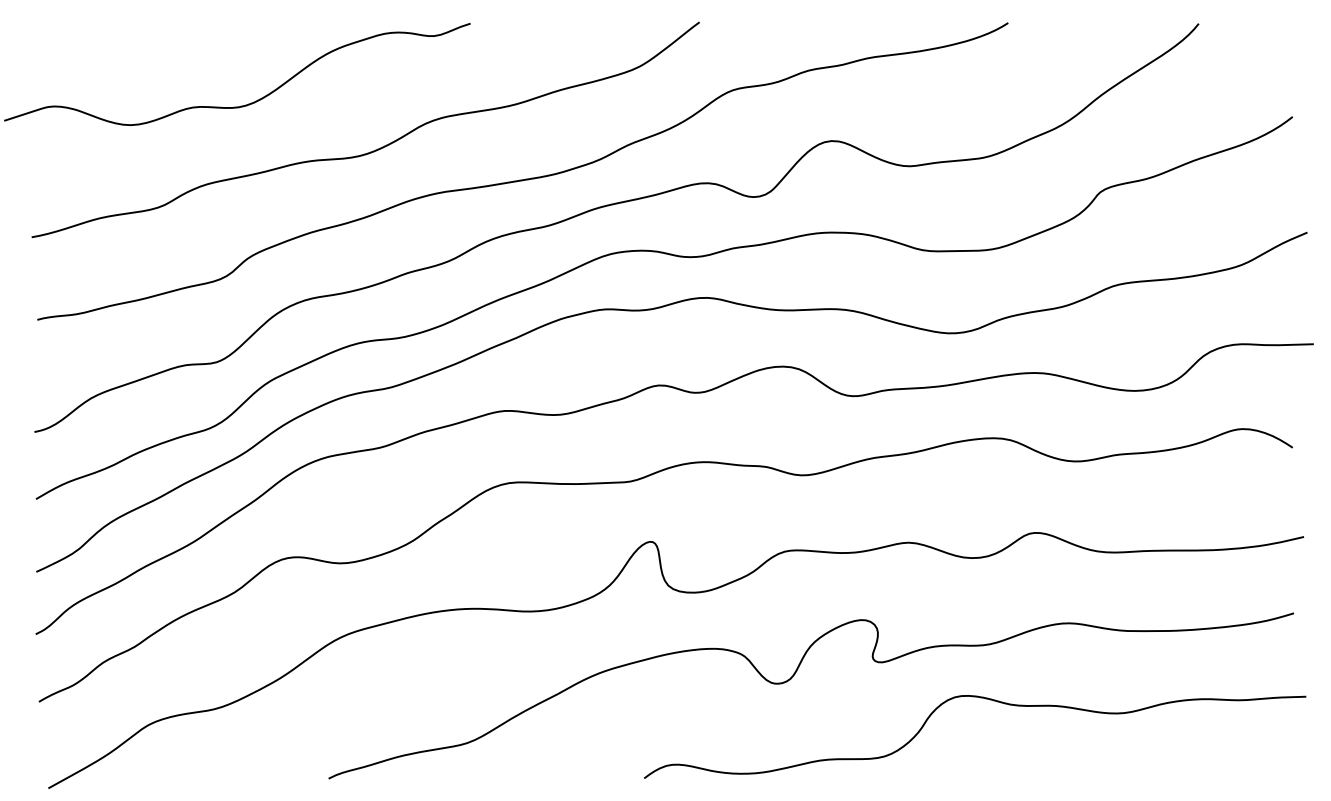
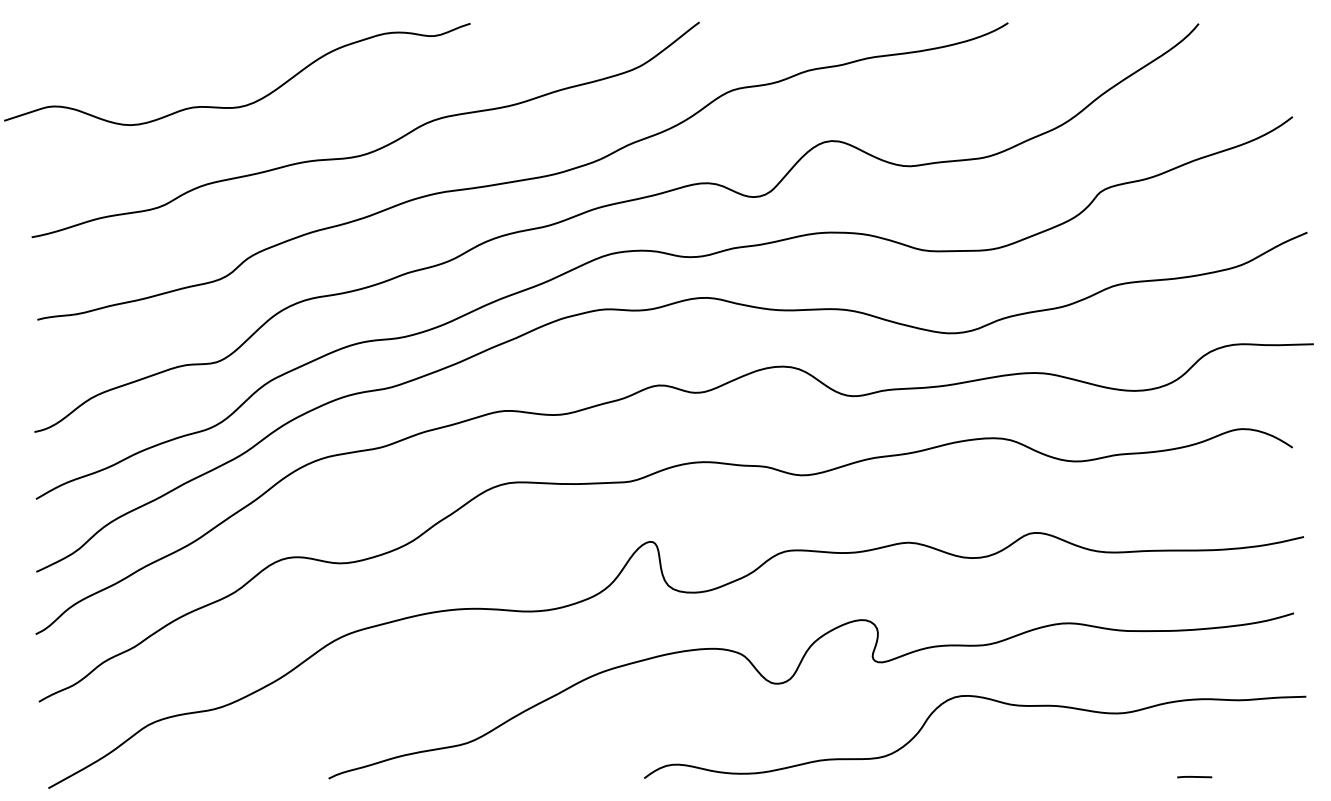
line: none -> present (1194, 777)
